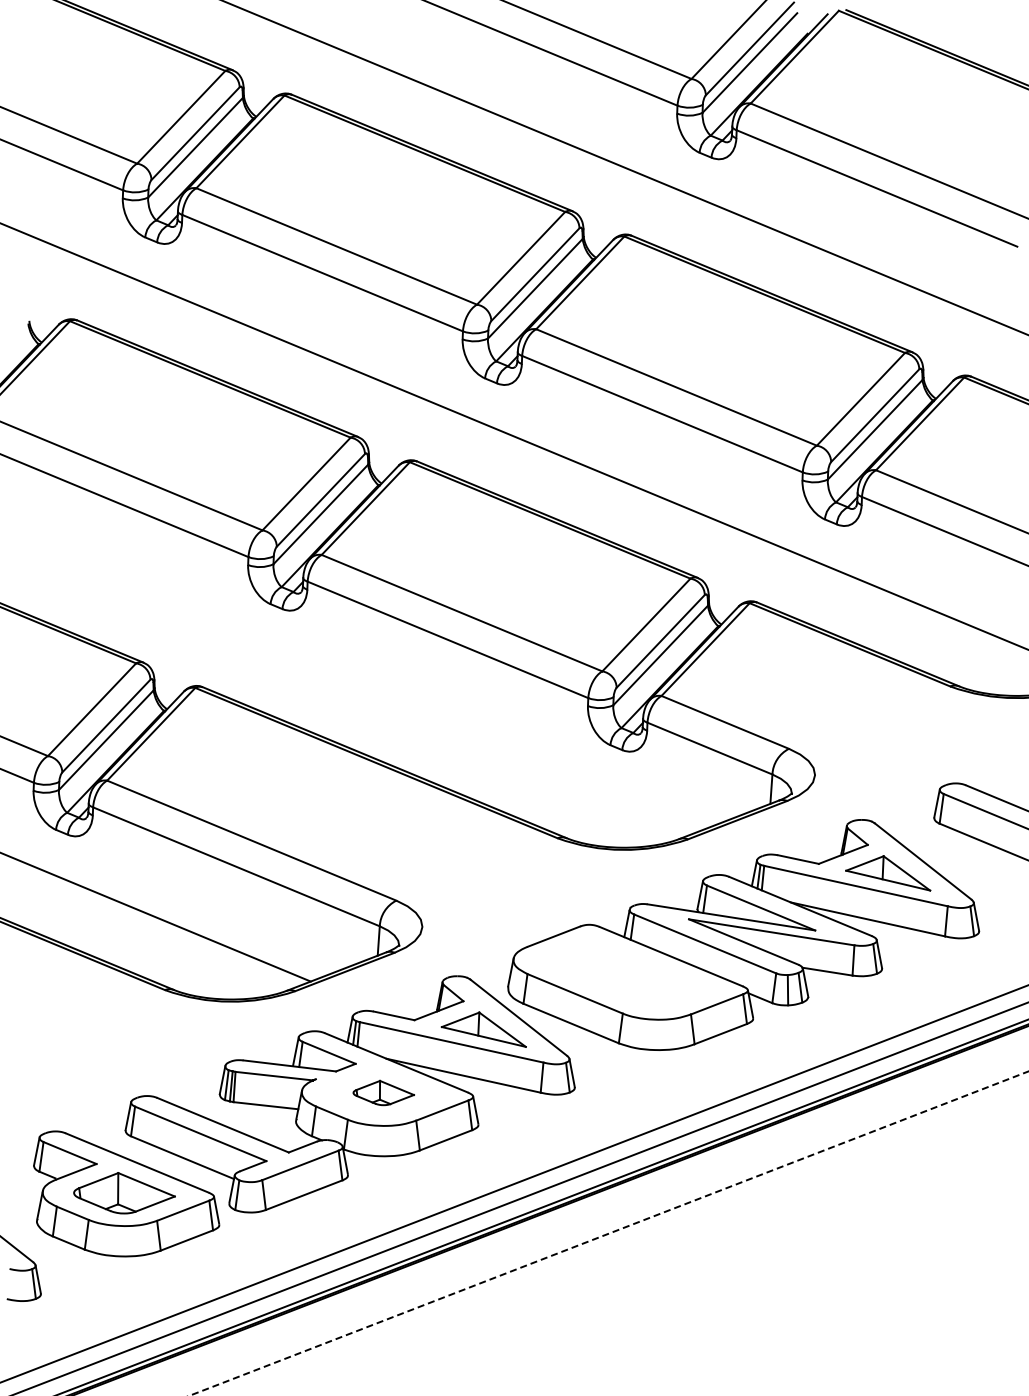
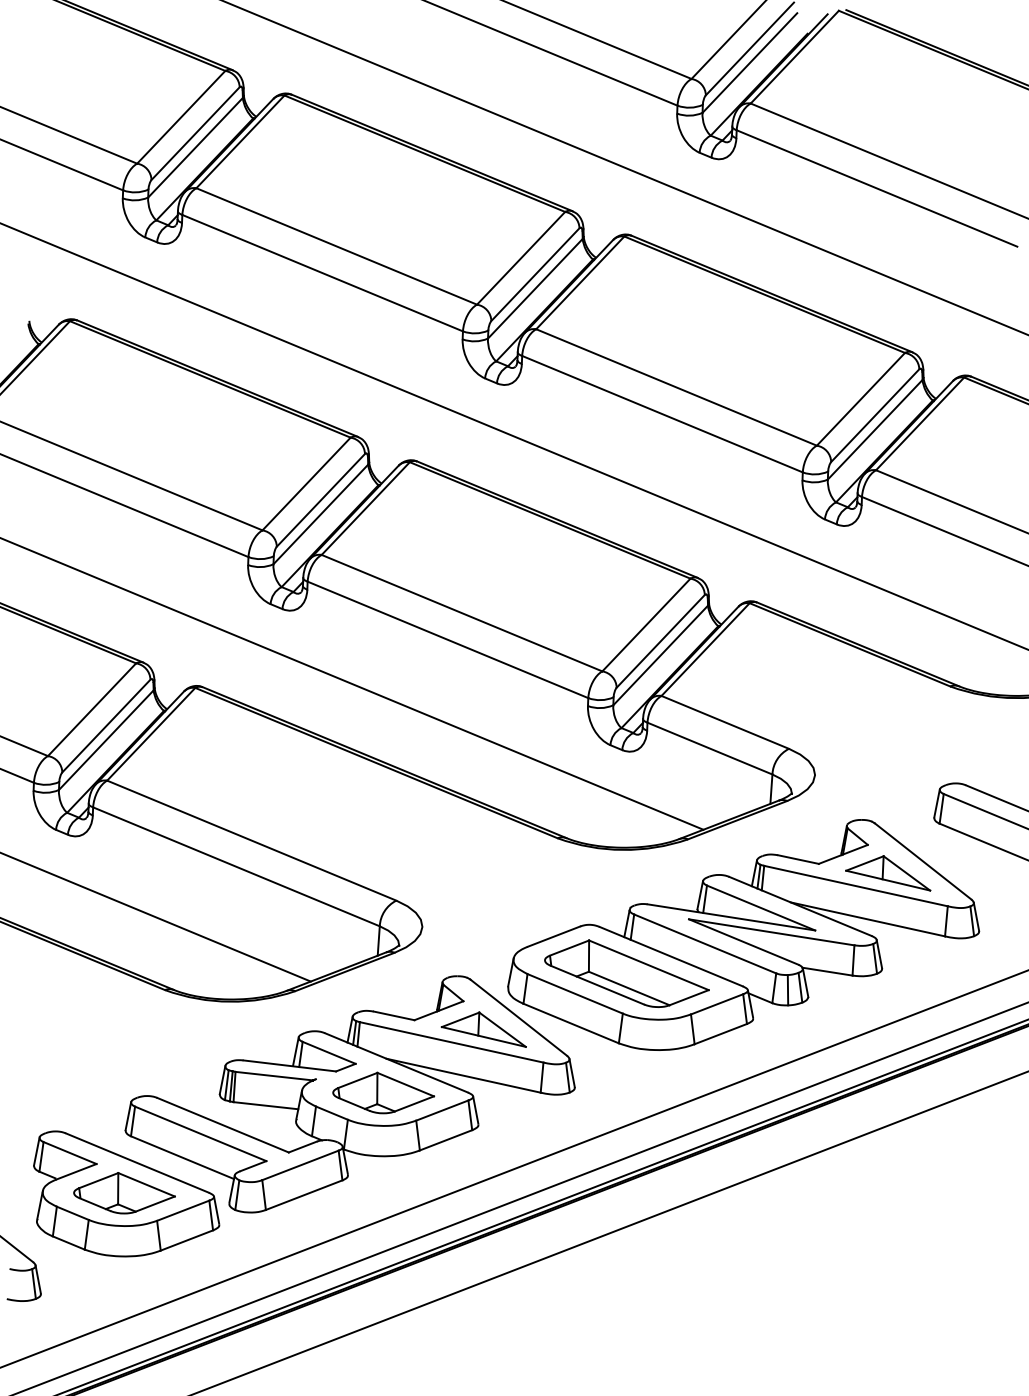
line: none -> present (352, 683)
part: none -> present (626, 973)
part size: 63x28 px -> 104x44 px (383, 1092)
line position: (513, 1183) -> (513, 1169) (513, 1169)
line: dashed -> solid (609, 1233)
